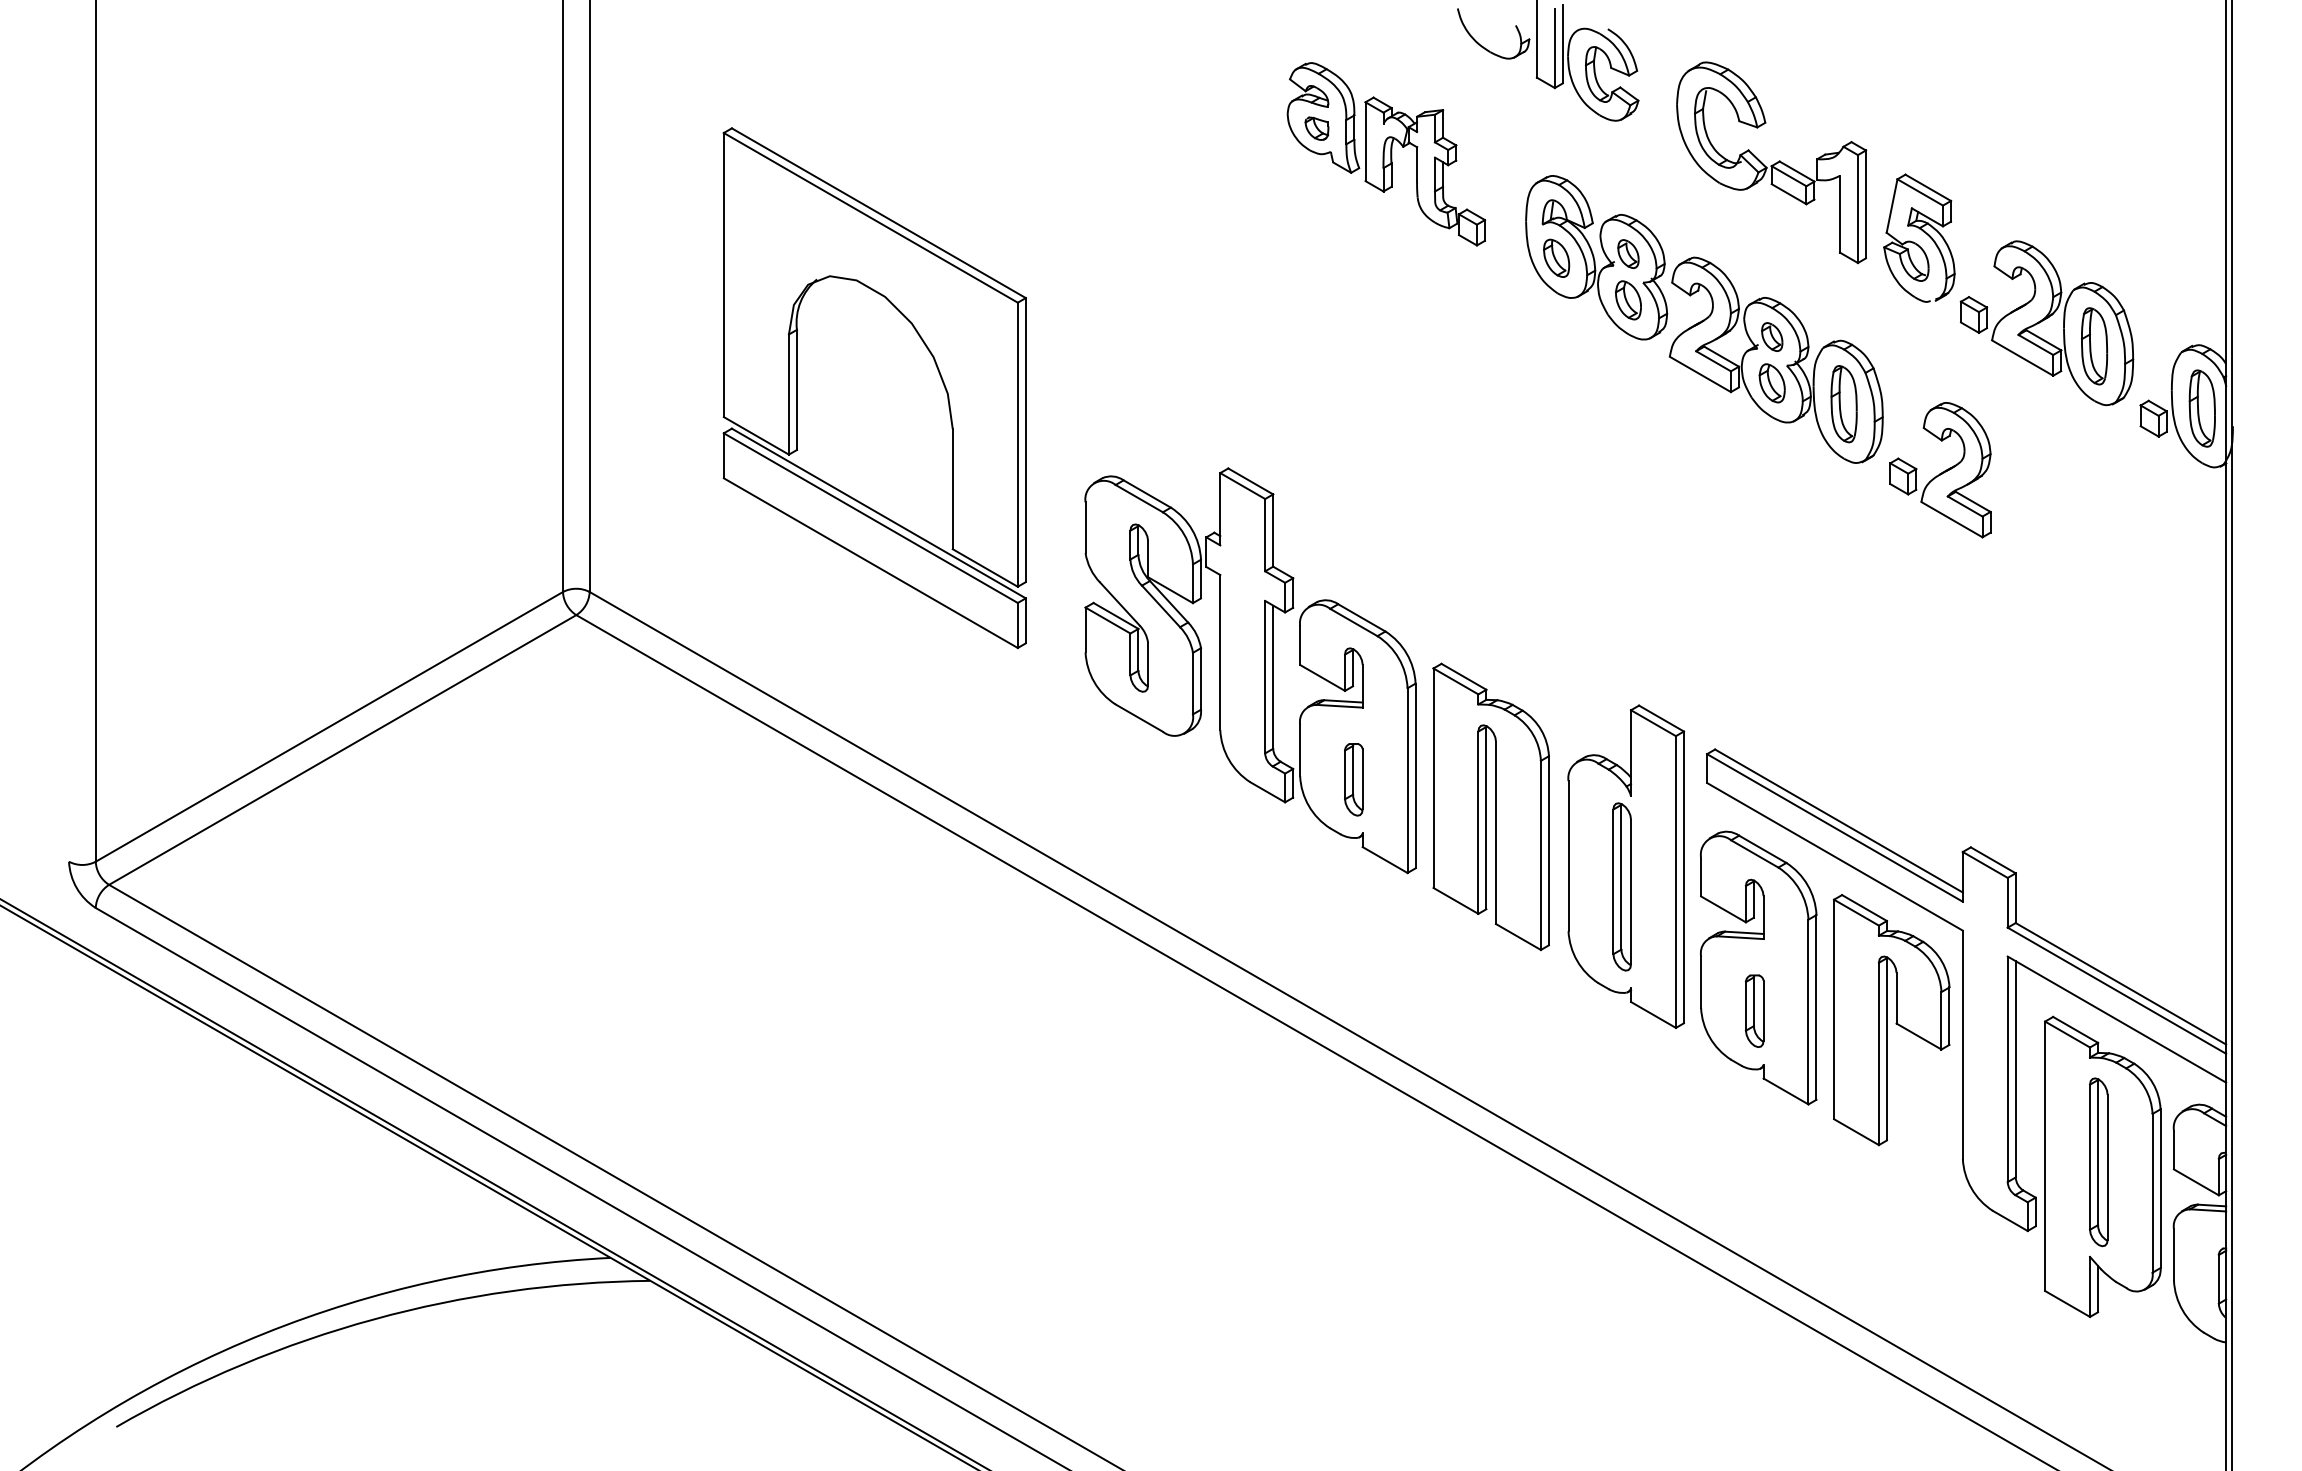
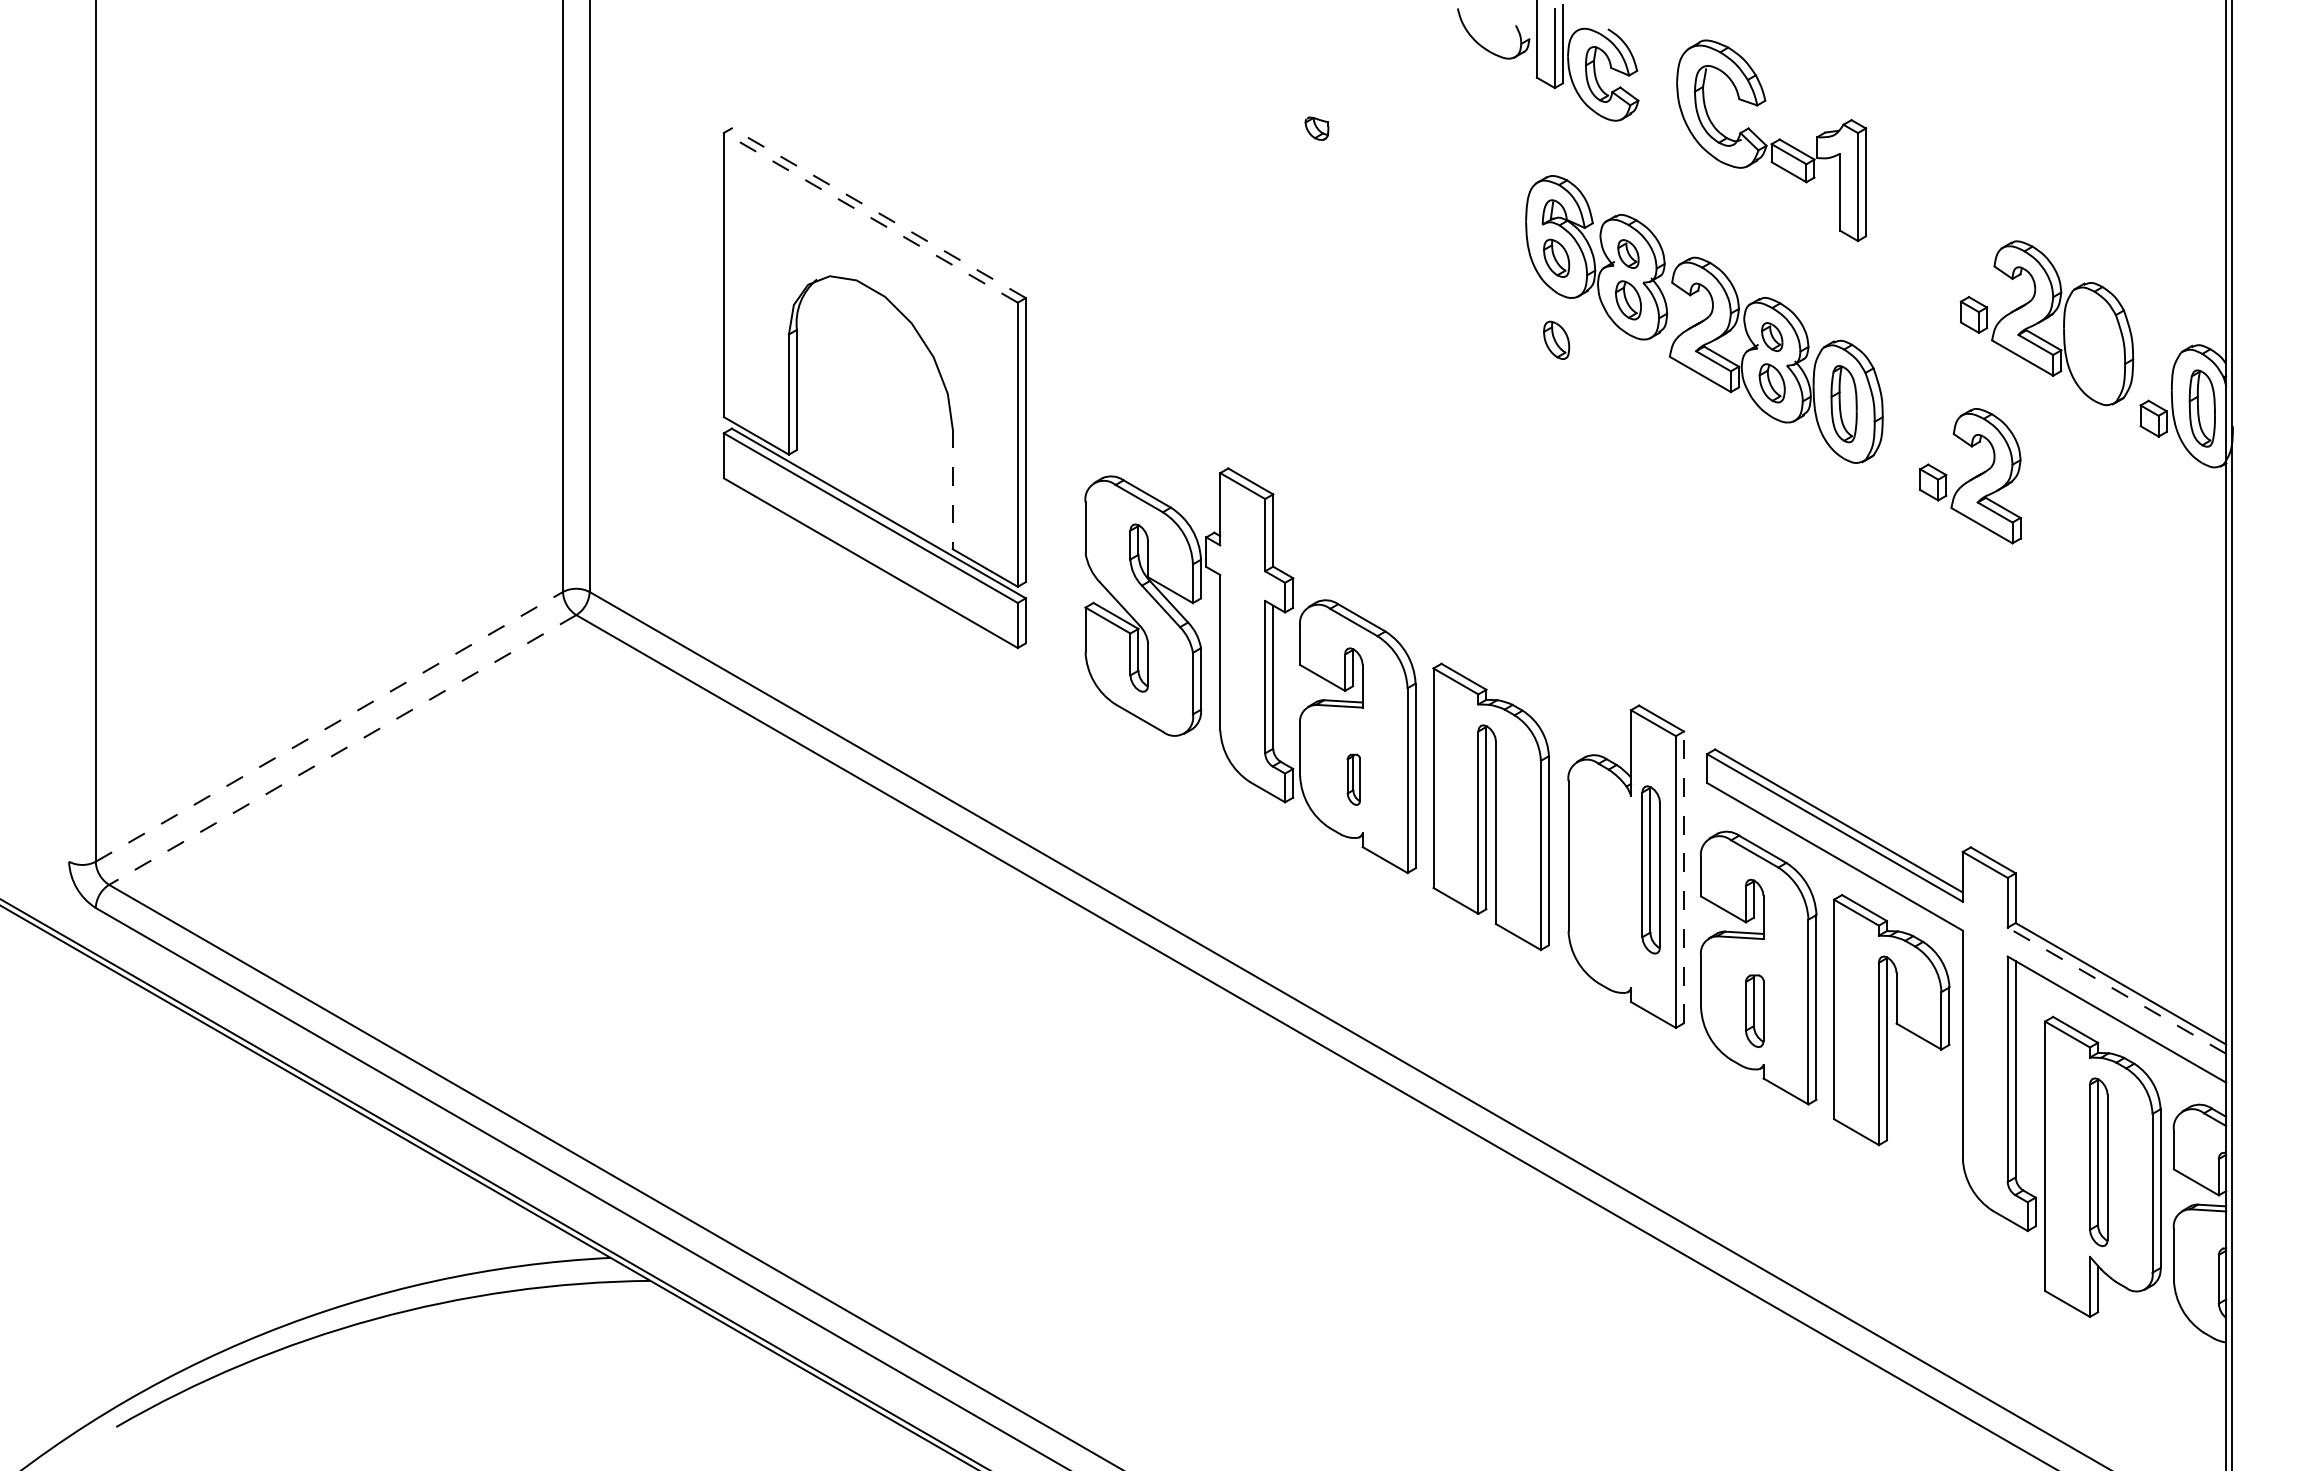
part: present -> none (1386, 154)
part position: (1771, 162) -> (1771, 140) (1771, 140)
line: solid -> dashed (878, 213)
line: solid -> dashed (870, 217)
part: present -> none (1917, 243)
part: none -> present (1556, 339)
part: present -> none (2094, 346)
part position: (1940, 470) -> (1970, 476) (1970, 476)
line: solid -> dashed (952, 489)
line: solid -> dashed (329, 726)
line: solid -> dashed (342, 749)
part size: 20x74 px -> 15x53 px (1353, 779)
line: solid -> dashed (1683, 877)
part position: (1621, 886) -> (1650, 869) (1650, 869)
line: solid -> dashed (2116, 990)
